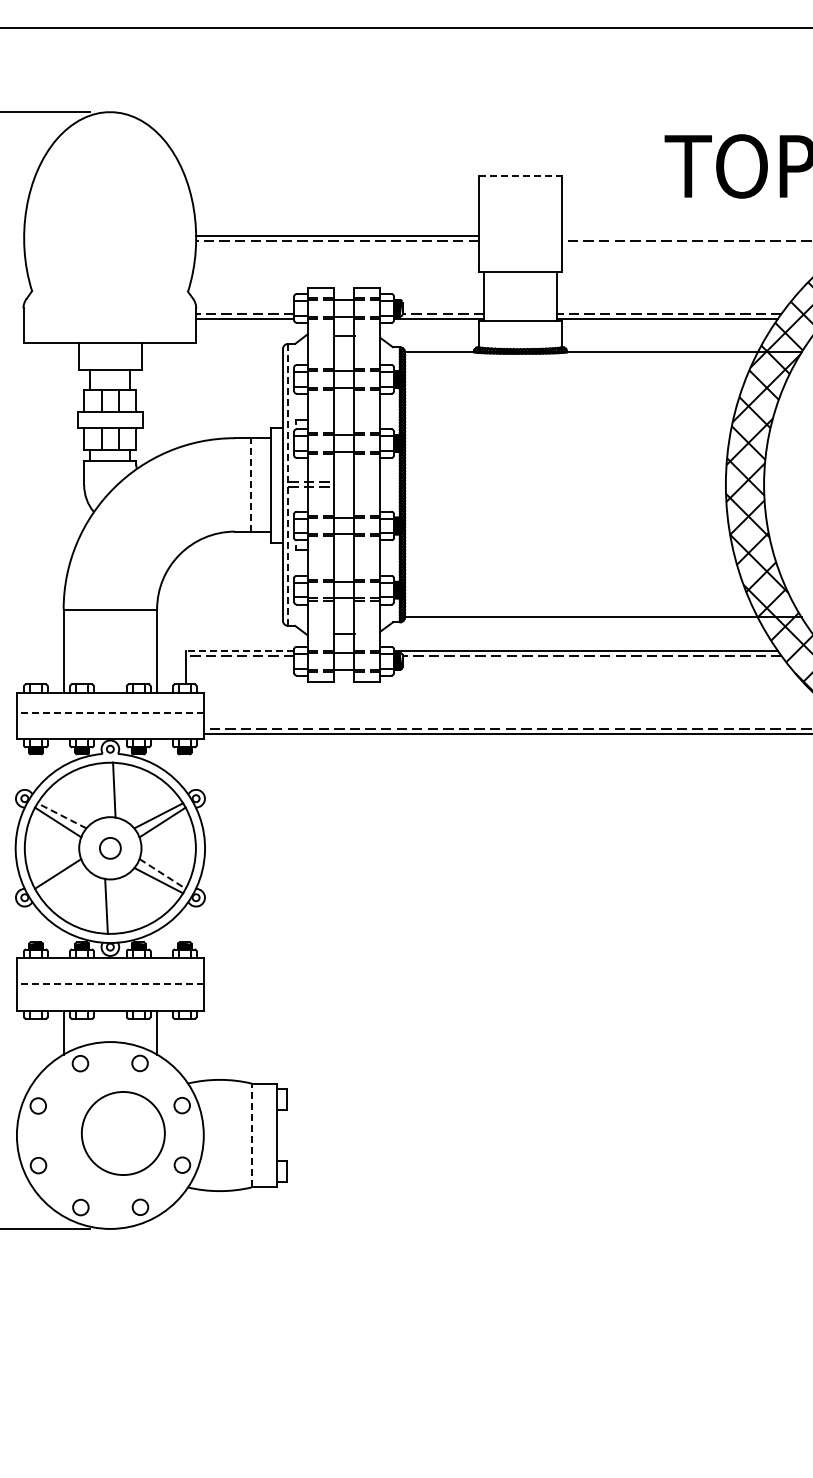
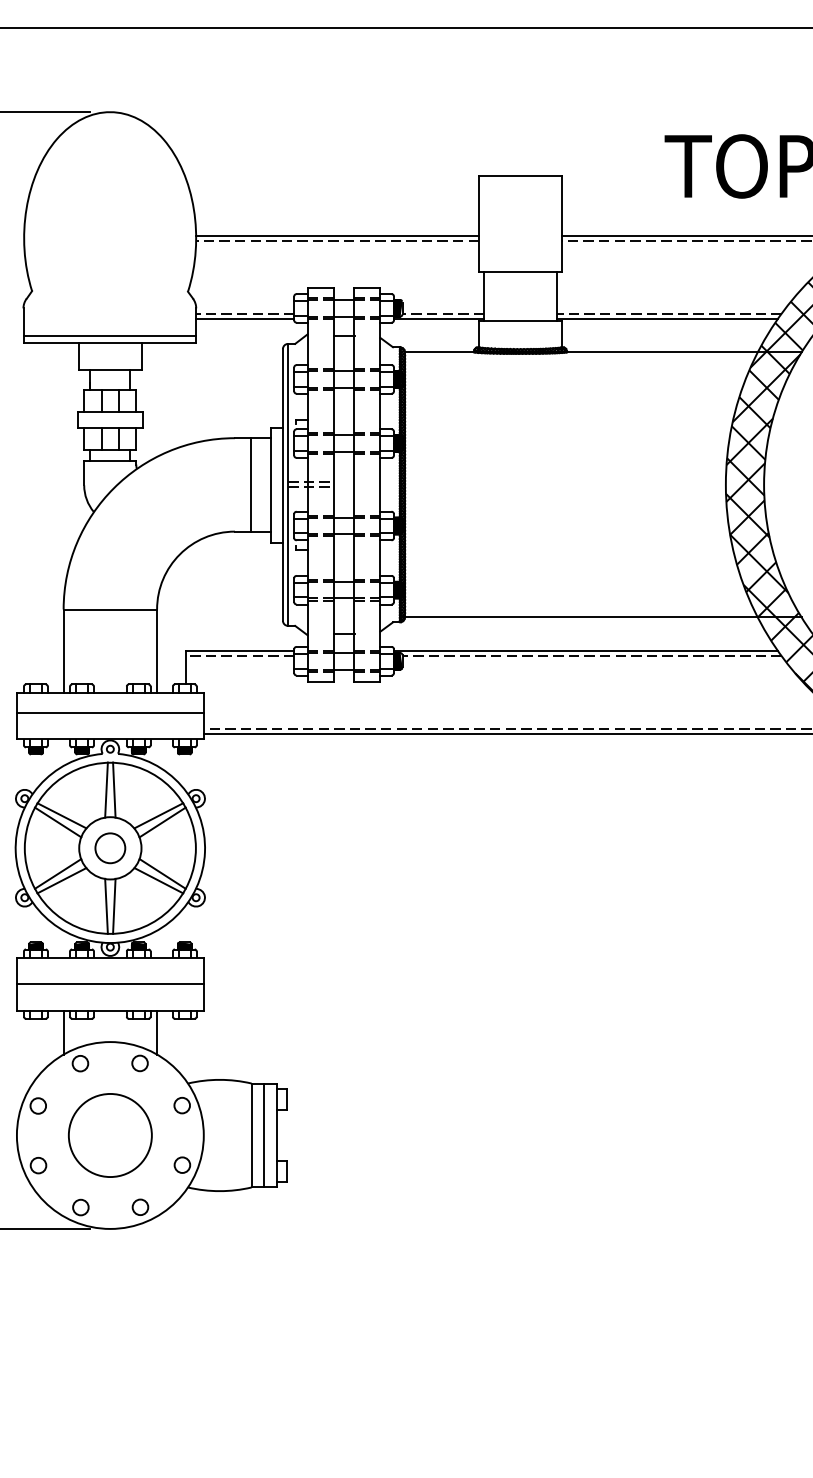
line: dashed -> solid (520, 176)
line: none -> present (685, 235)
line: none -> present (109, 335)
line: dashed -> solid (250, 484)
line: dashed -> solid (288, 484)
line: dashed -> solid (239, 651)
line: dashed -> solid (109, 713)
line: none -> present (106, 789)
line: dashed -> solid (61, 815)
circle size: 23x23 px -> 33x33 px (110, 848)
line: dashed -> solid (163, 874)
line: none -> present (61, 880)
line: none -> present (114, 905)
line: dashed -> solid (109, 983)
circle position: (123, 1133) -> (110, 1135) (110, 1135)
line: dashed -> solid (251, 1135)
line: none -> present (264, 1135)
